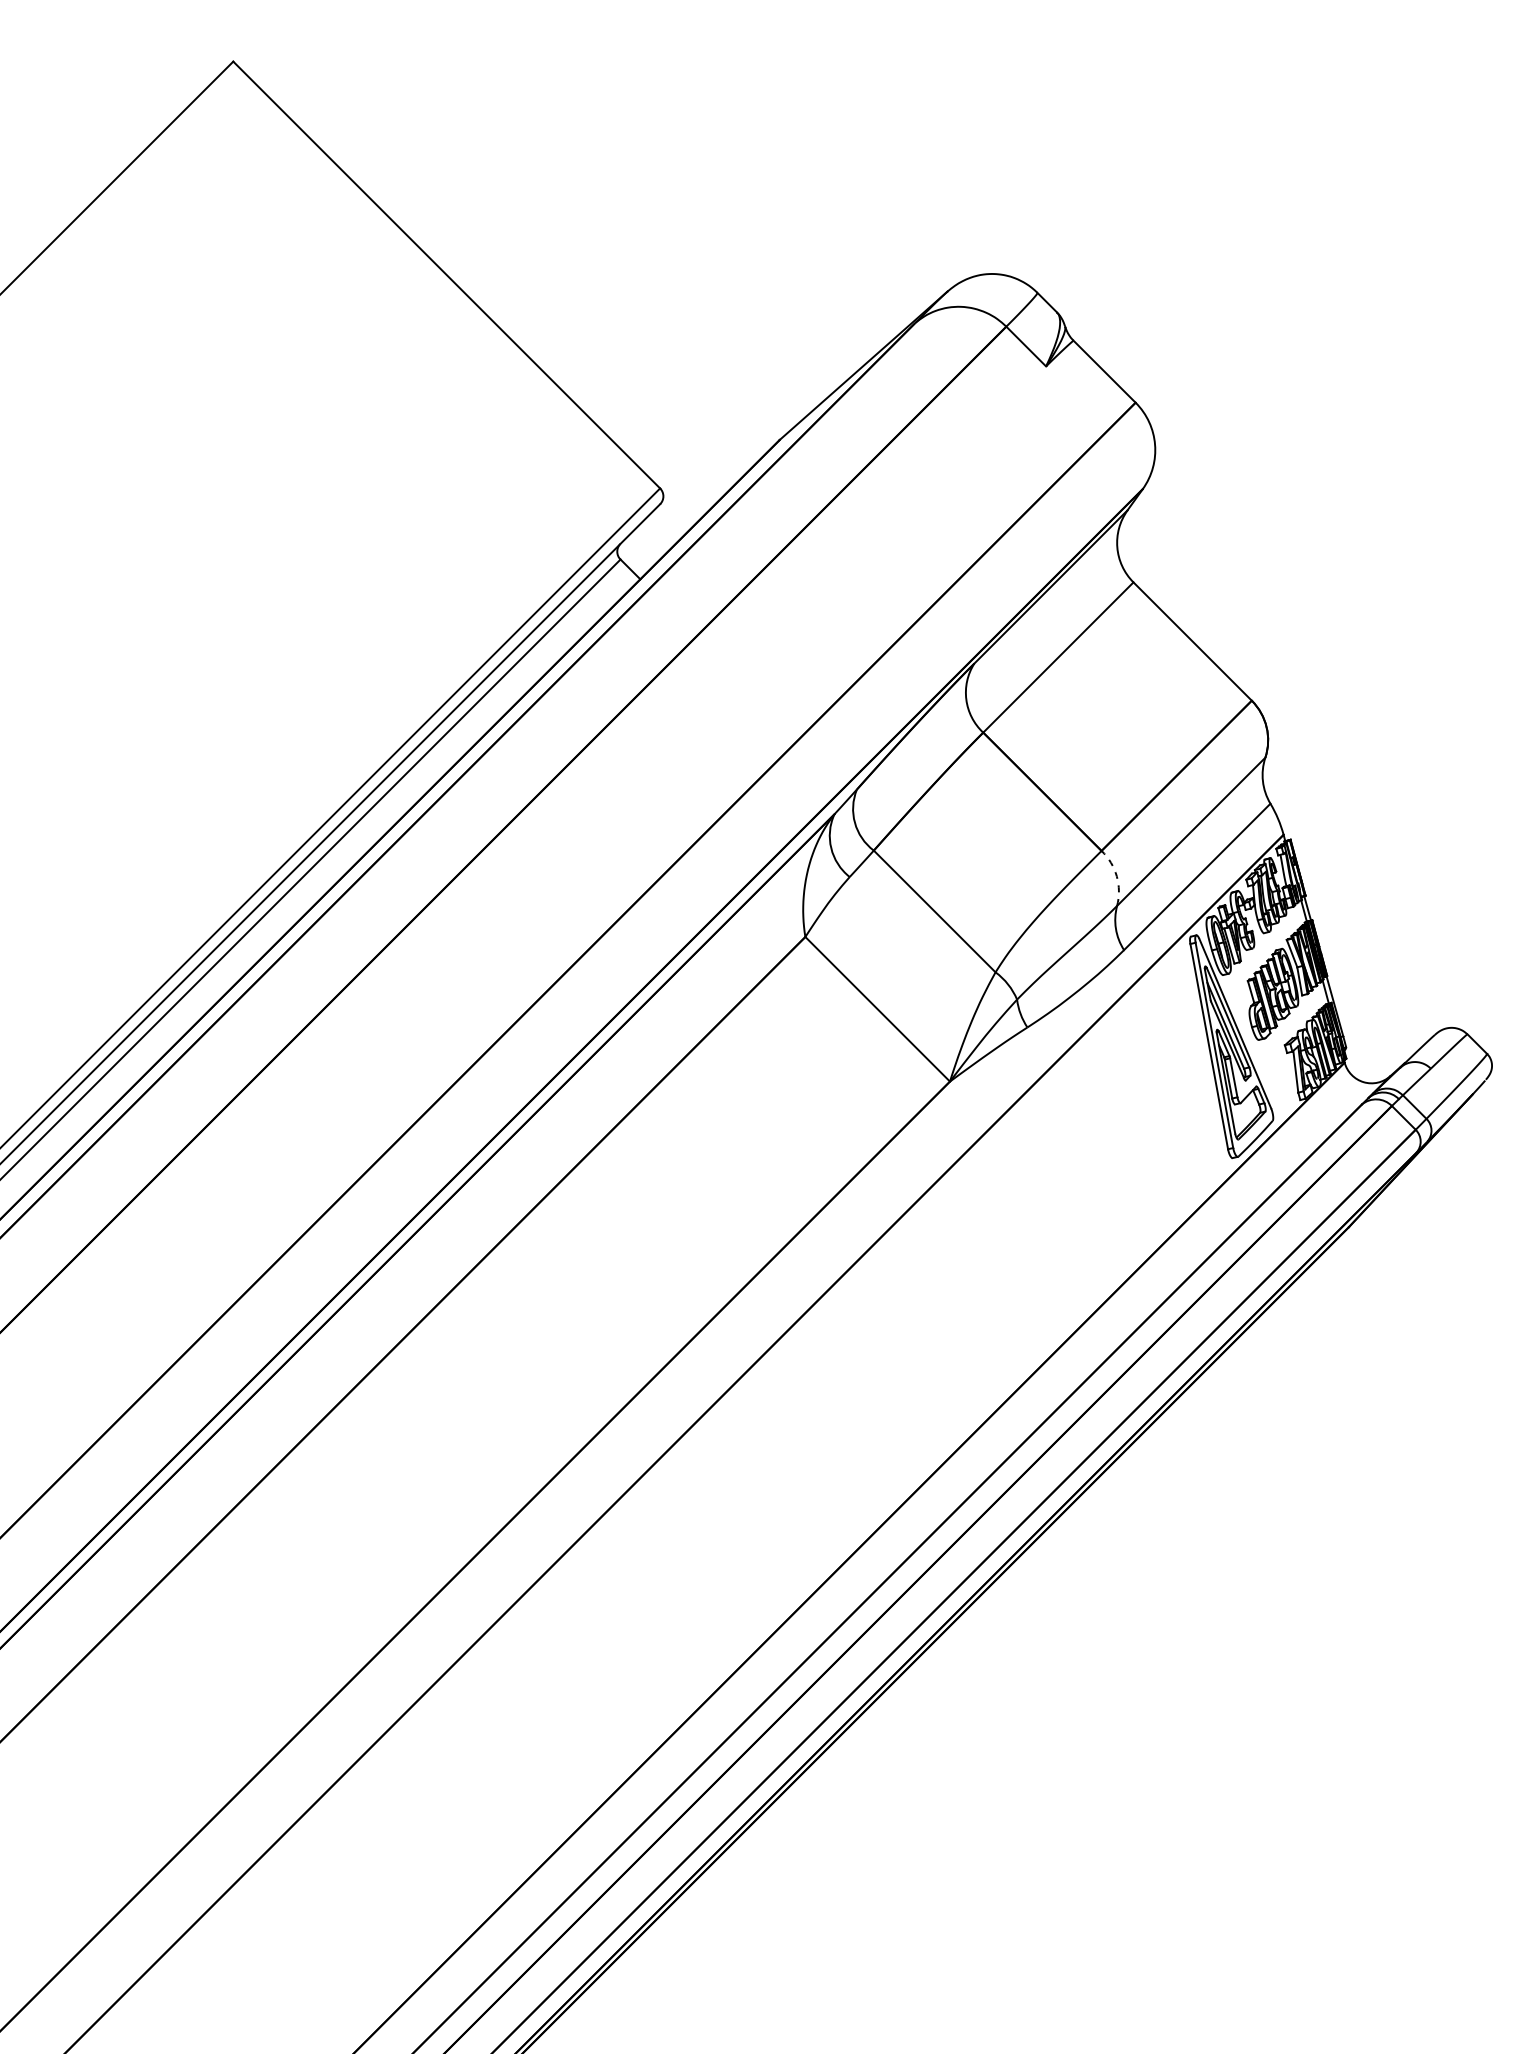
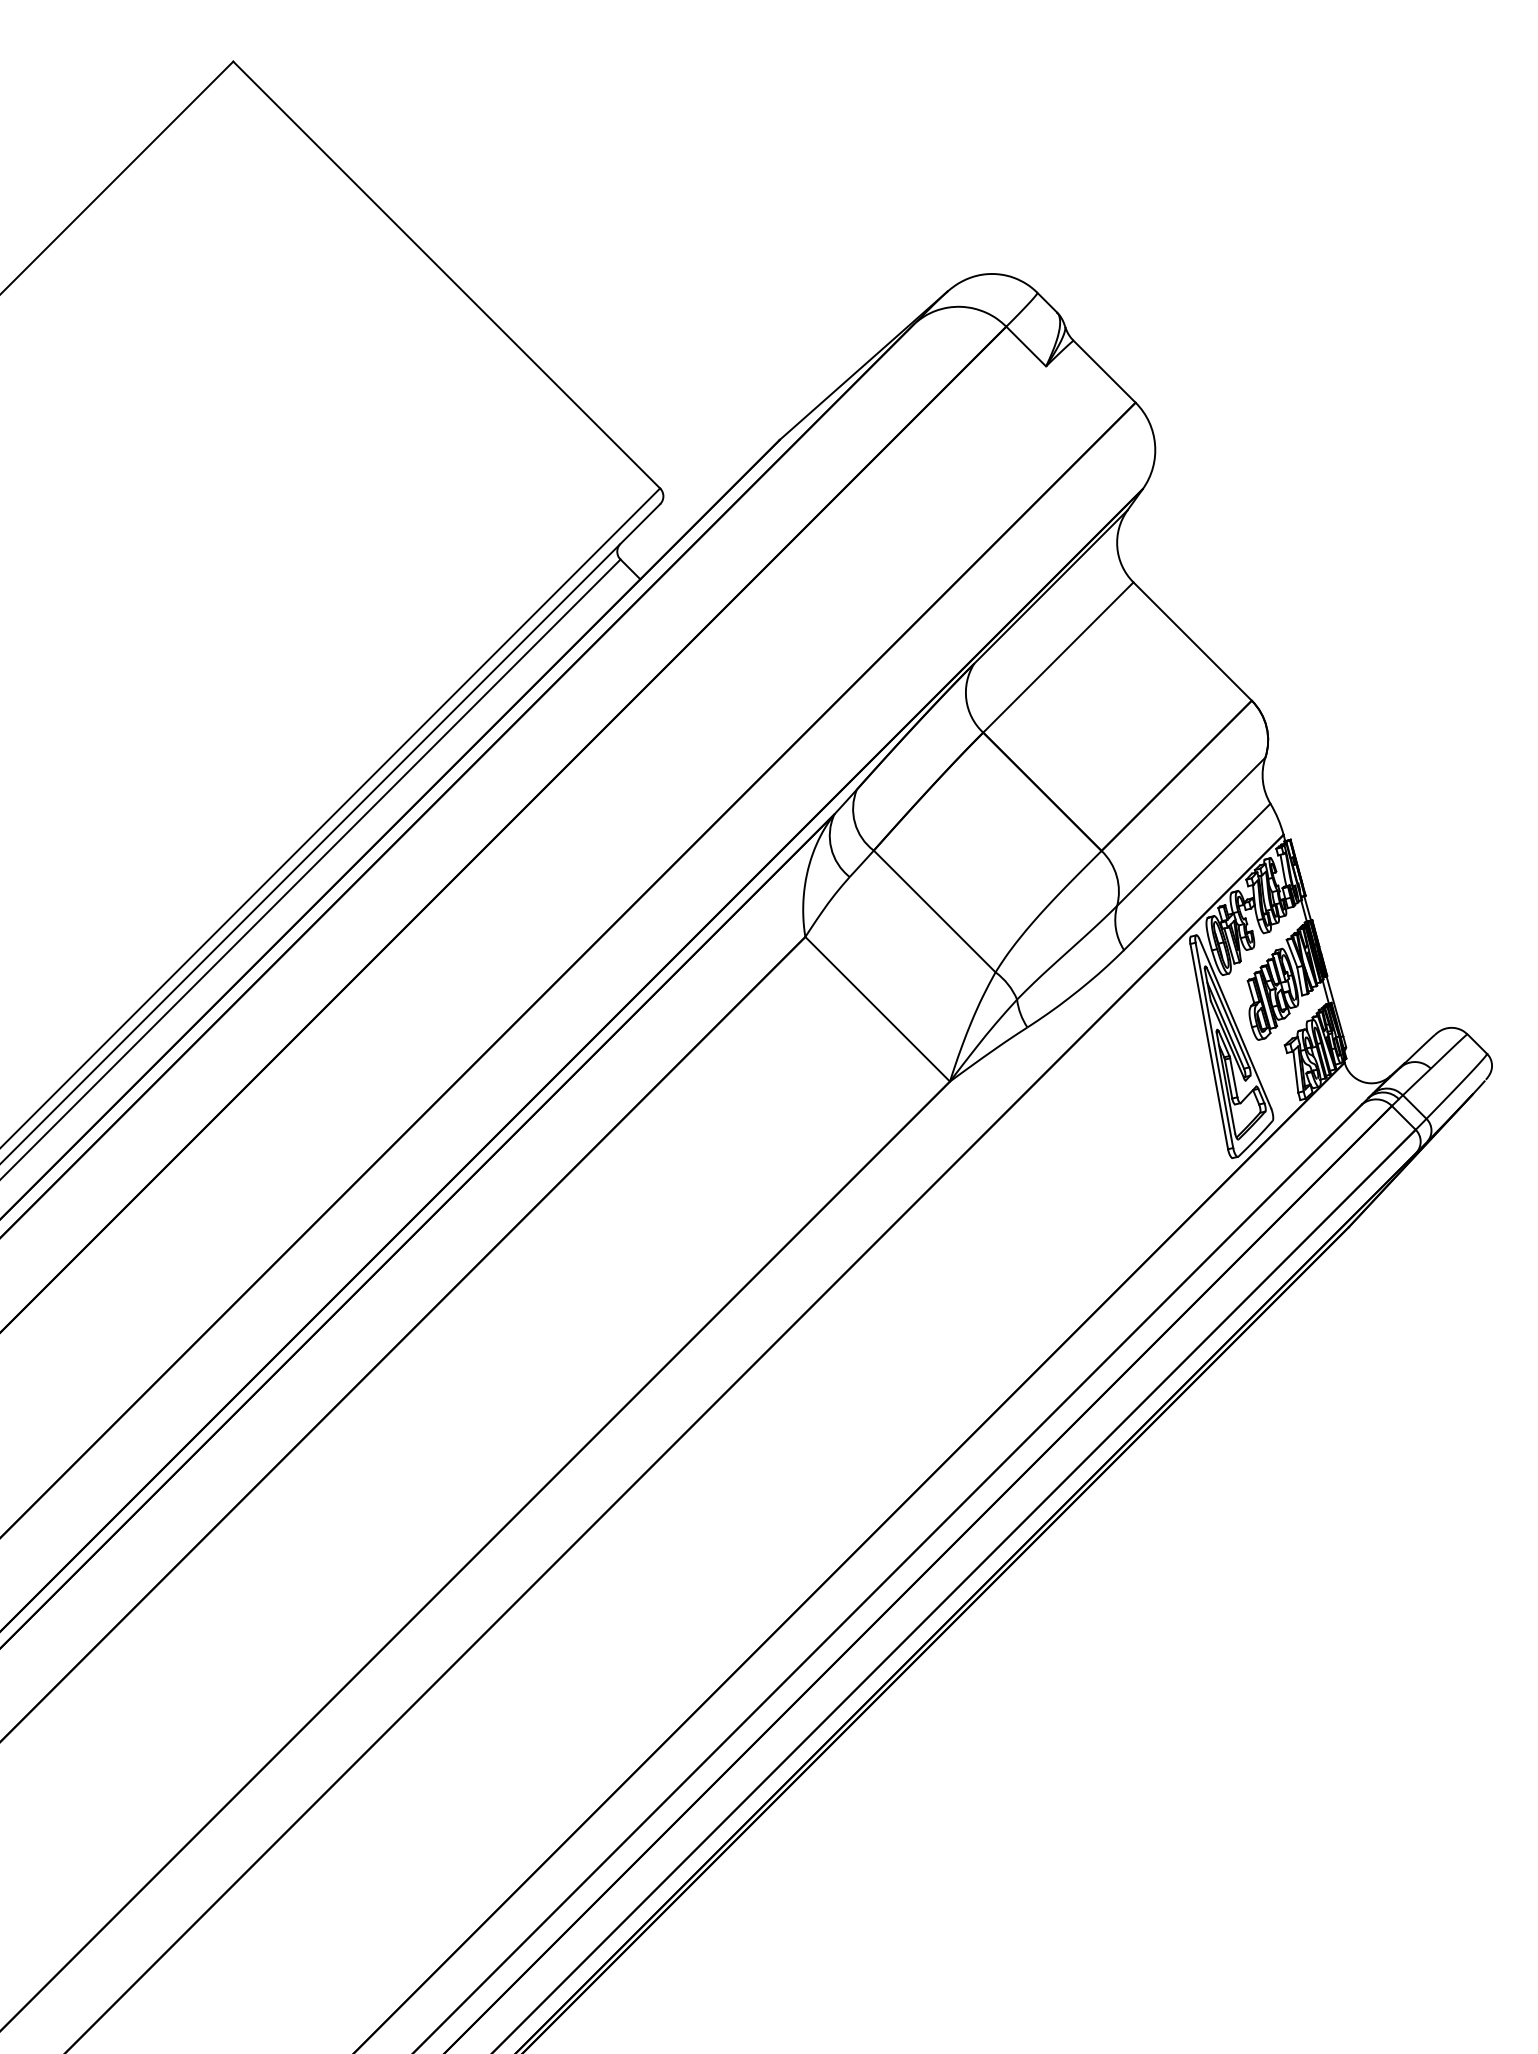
arc: dashed -> solid (1116, 876)
